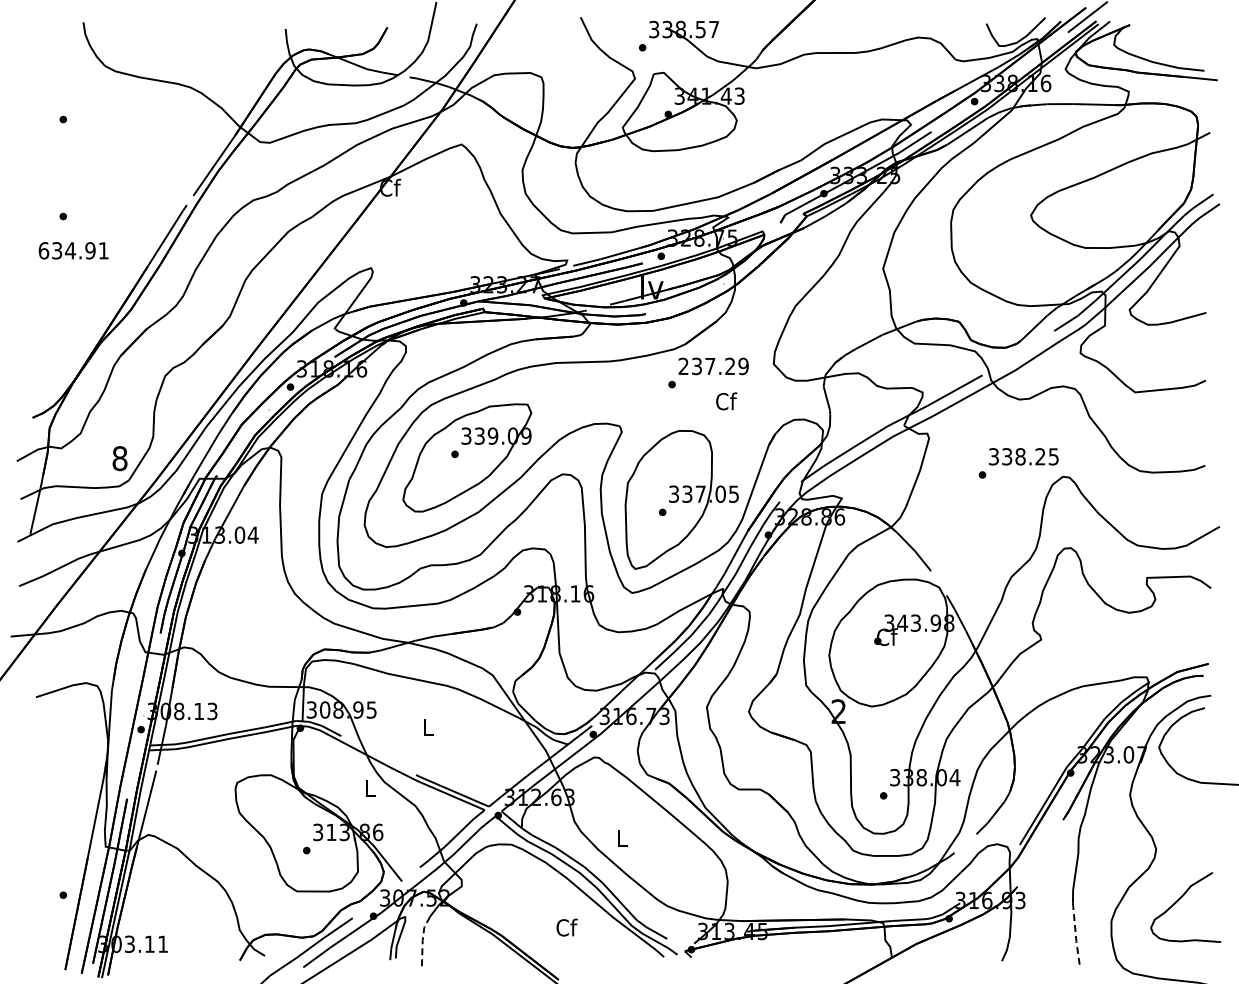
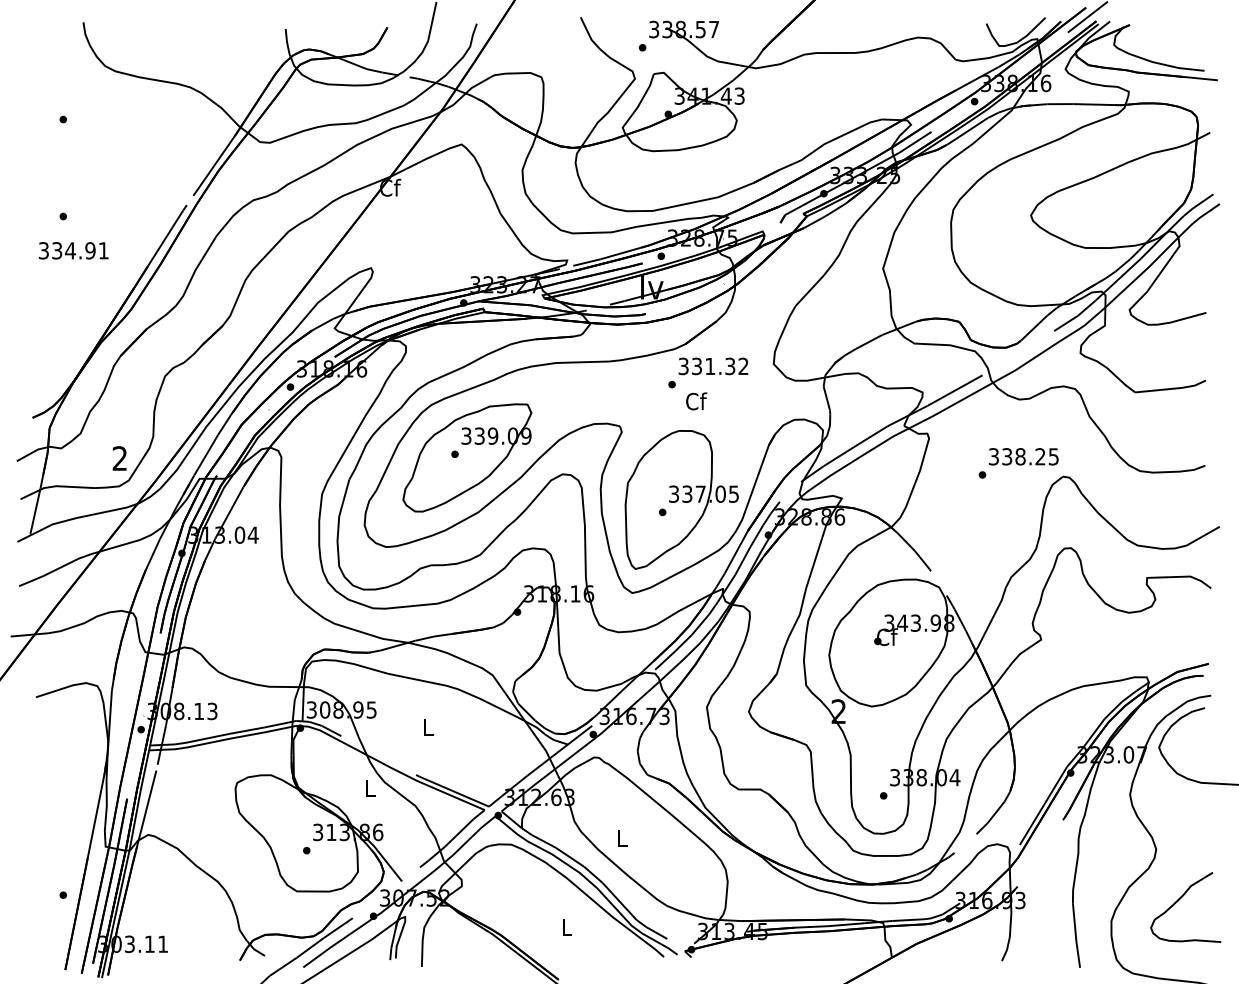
text: 634.91 -> 334.91 (43, 250)
text: 237.29 -> 331.32 (713, 366)
text position: (726, 401) -> (696, 401) (696, 401)
text: 8 -> 2 (119, 458)
text: Cf -> L (566, 927)
line: dashed -> solid (1075, 936)
line: dashed -> solid (422, 940)
